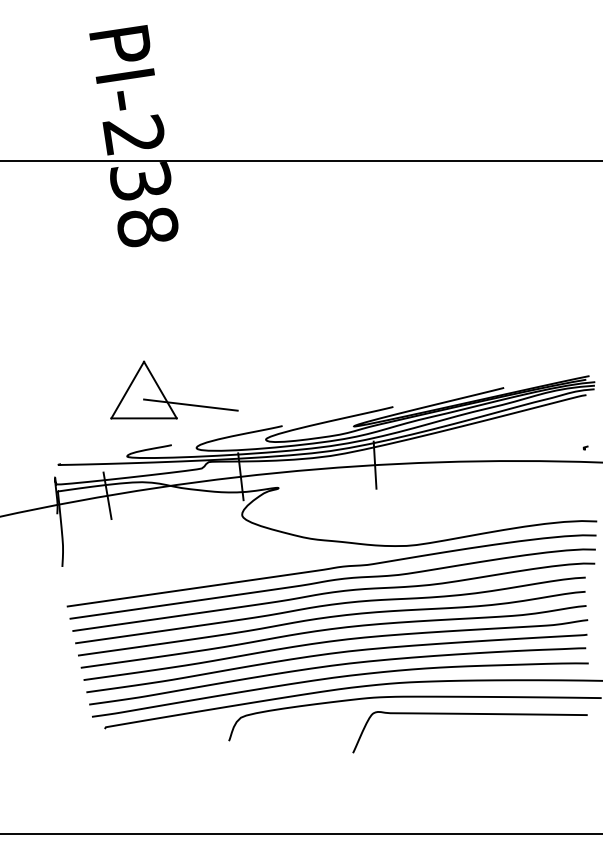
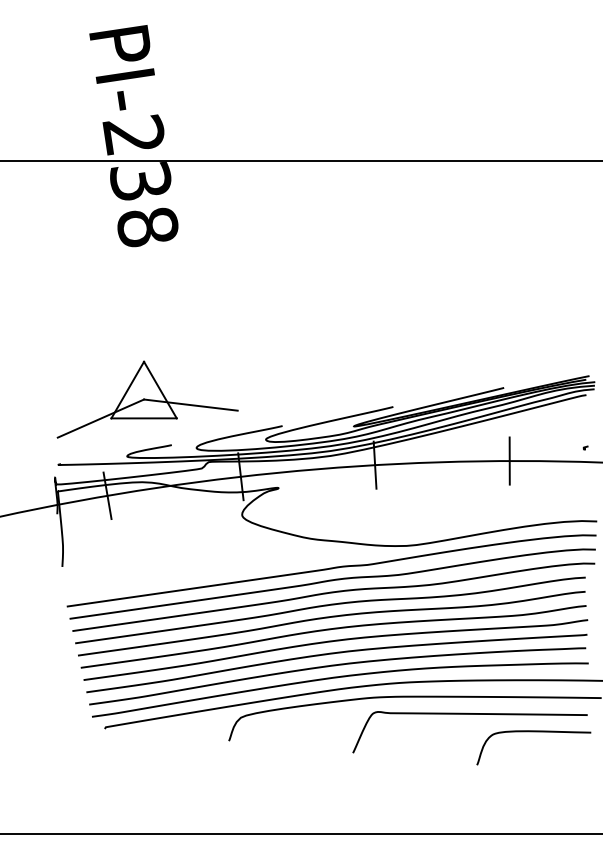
line: none -> present (100, 418)
line: none -> present (509, 460)
curve: none -> present (533, 732)
